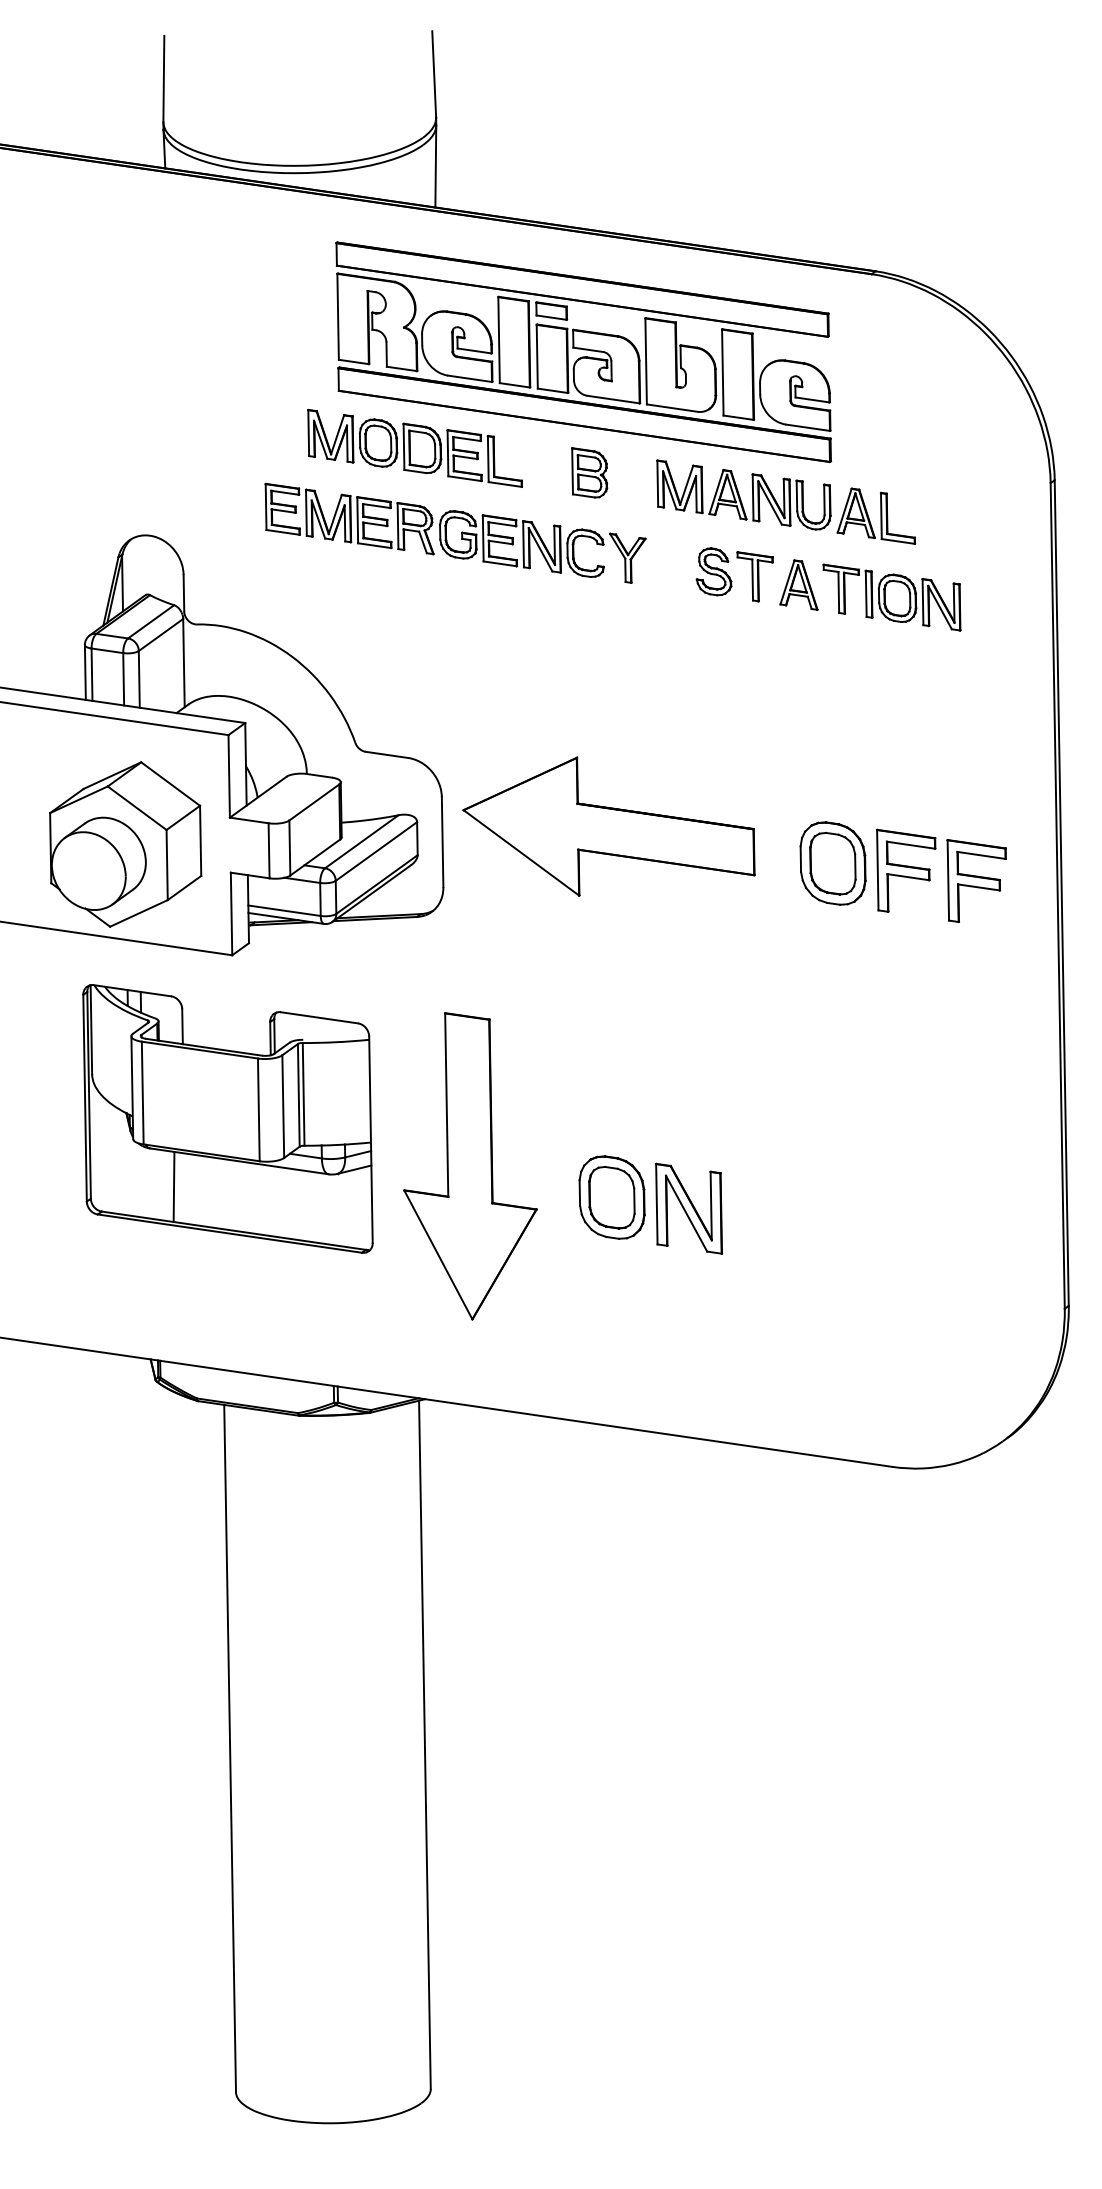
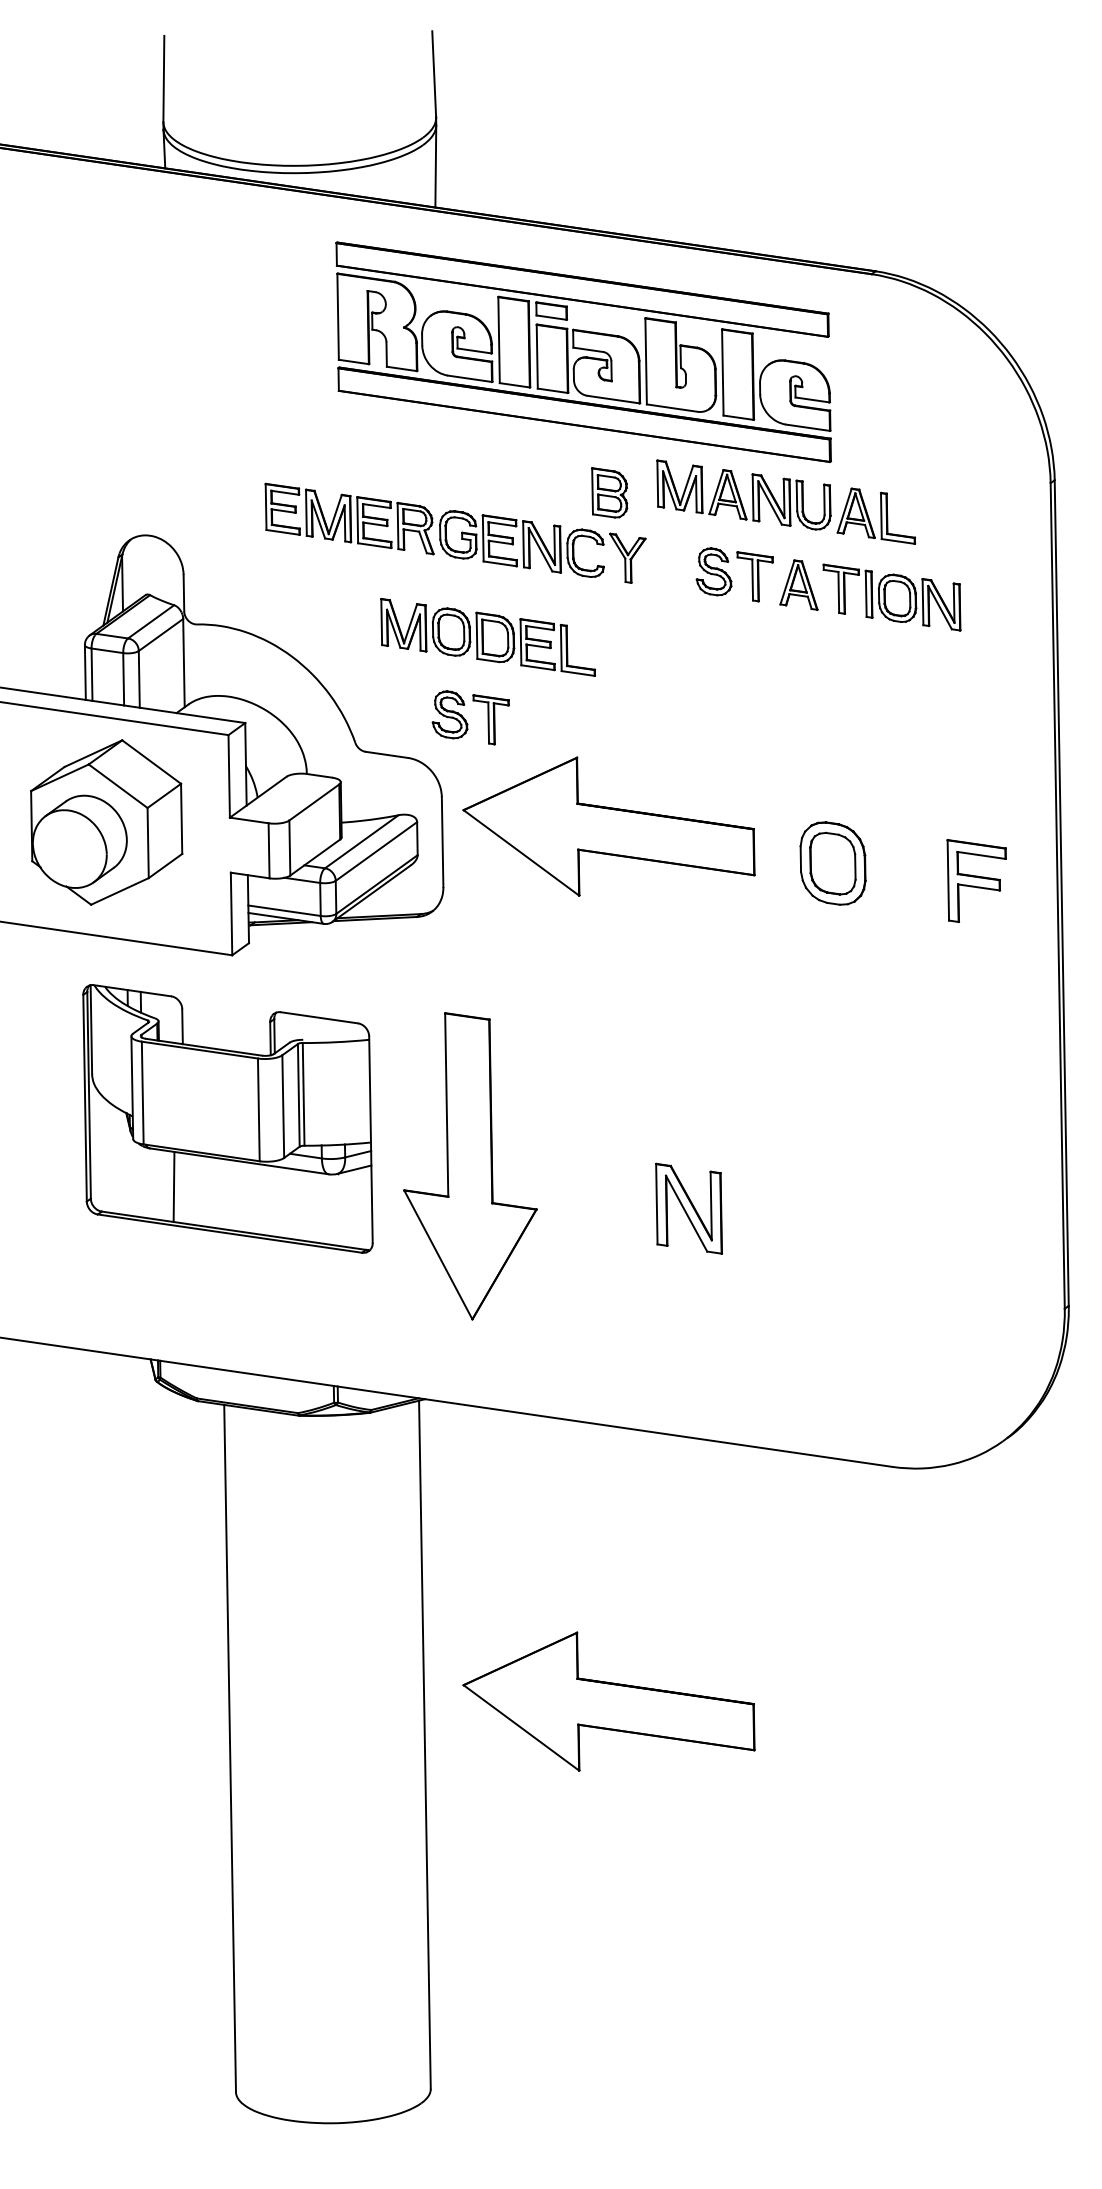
part position: (415, 447) -> (488, 636) (488, 636)
part position: (589, 472) -> (609, 492) (609, 492)
part: none -> present (470, 717)
part position: (125, 844) -> (106, 822) (106, 822)
part: present -> none (906, 870)
part: present -> none (611, 1197)
part: none -> present (608, 1701)
